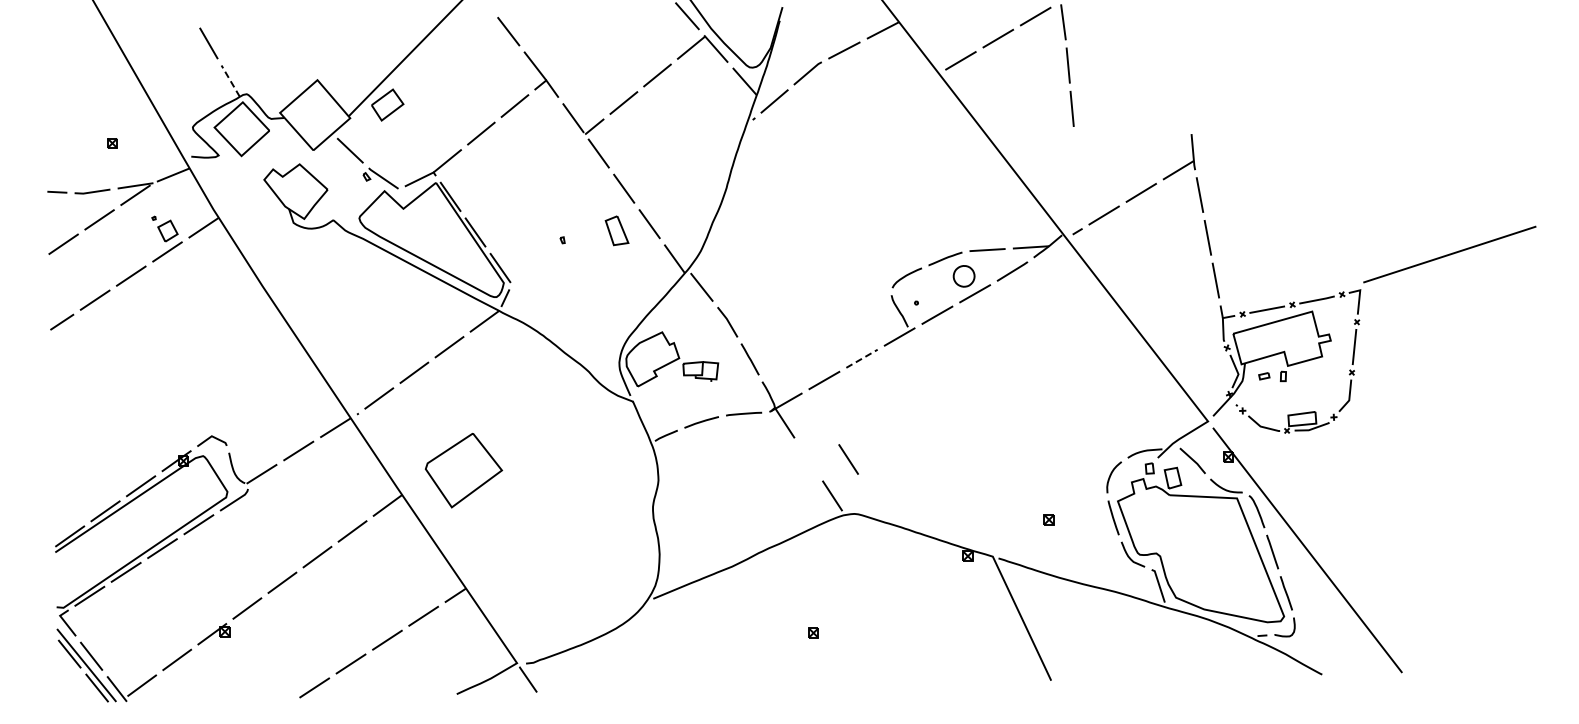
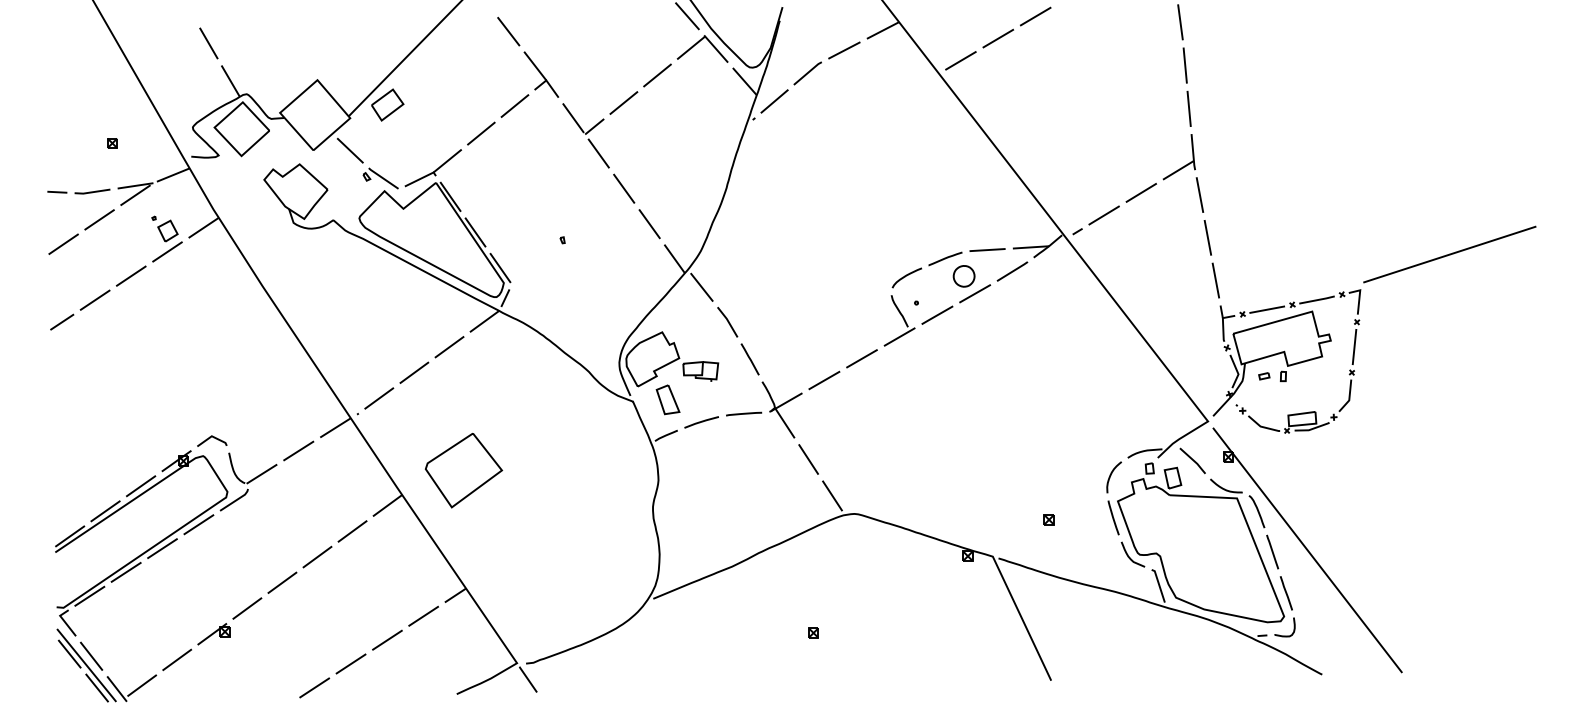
part position: (1067, 65) -> (1184, 65) (1184, 65)
line: dashed -> solid (230, 80)
part position: (616, 230) -> (667, 399) (667, 399)
line: dashed -> solid (862, 358)
line position: (848, 459) -> (808, 459) (808, 459)
